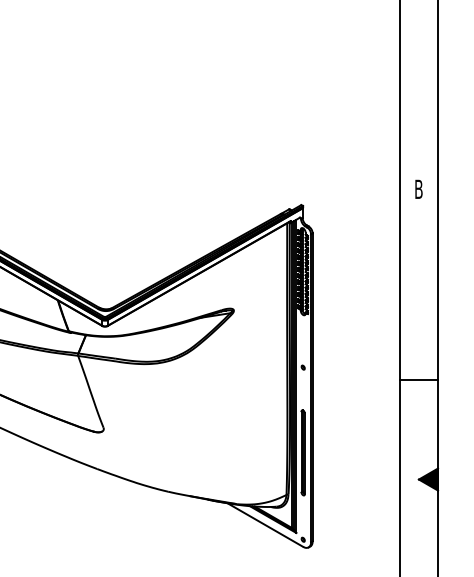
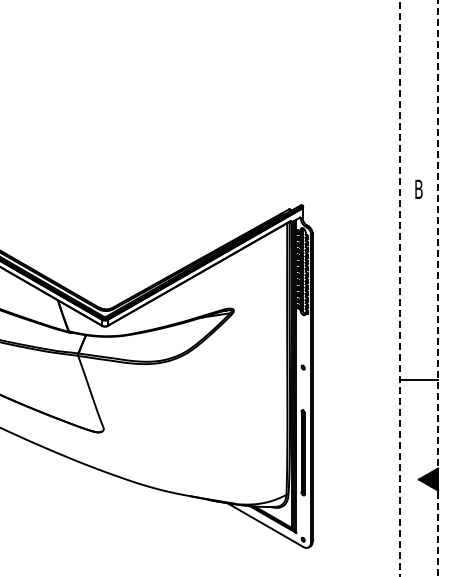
line: solid -> dashed (399, 288)
line: solid -> dashed (438, 288)
